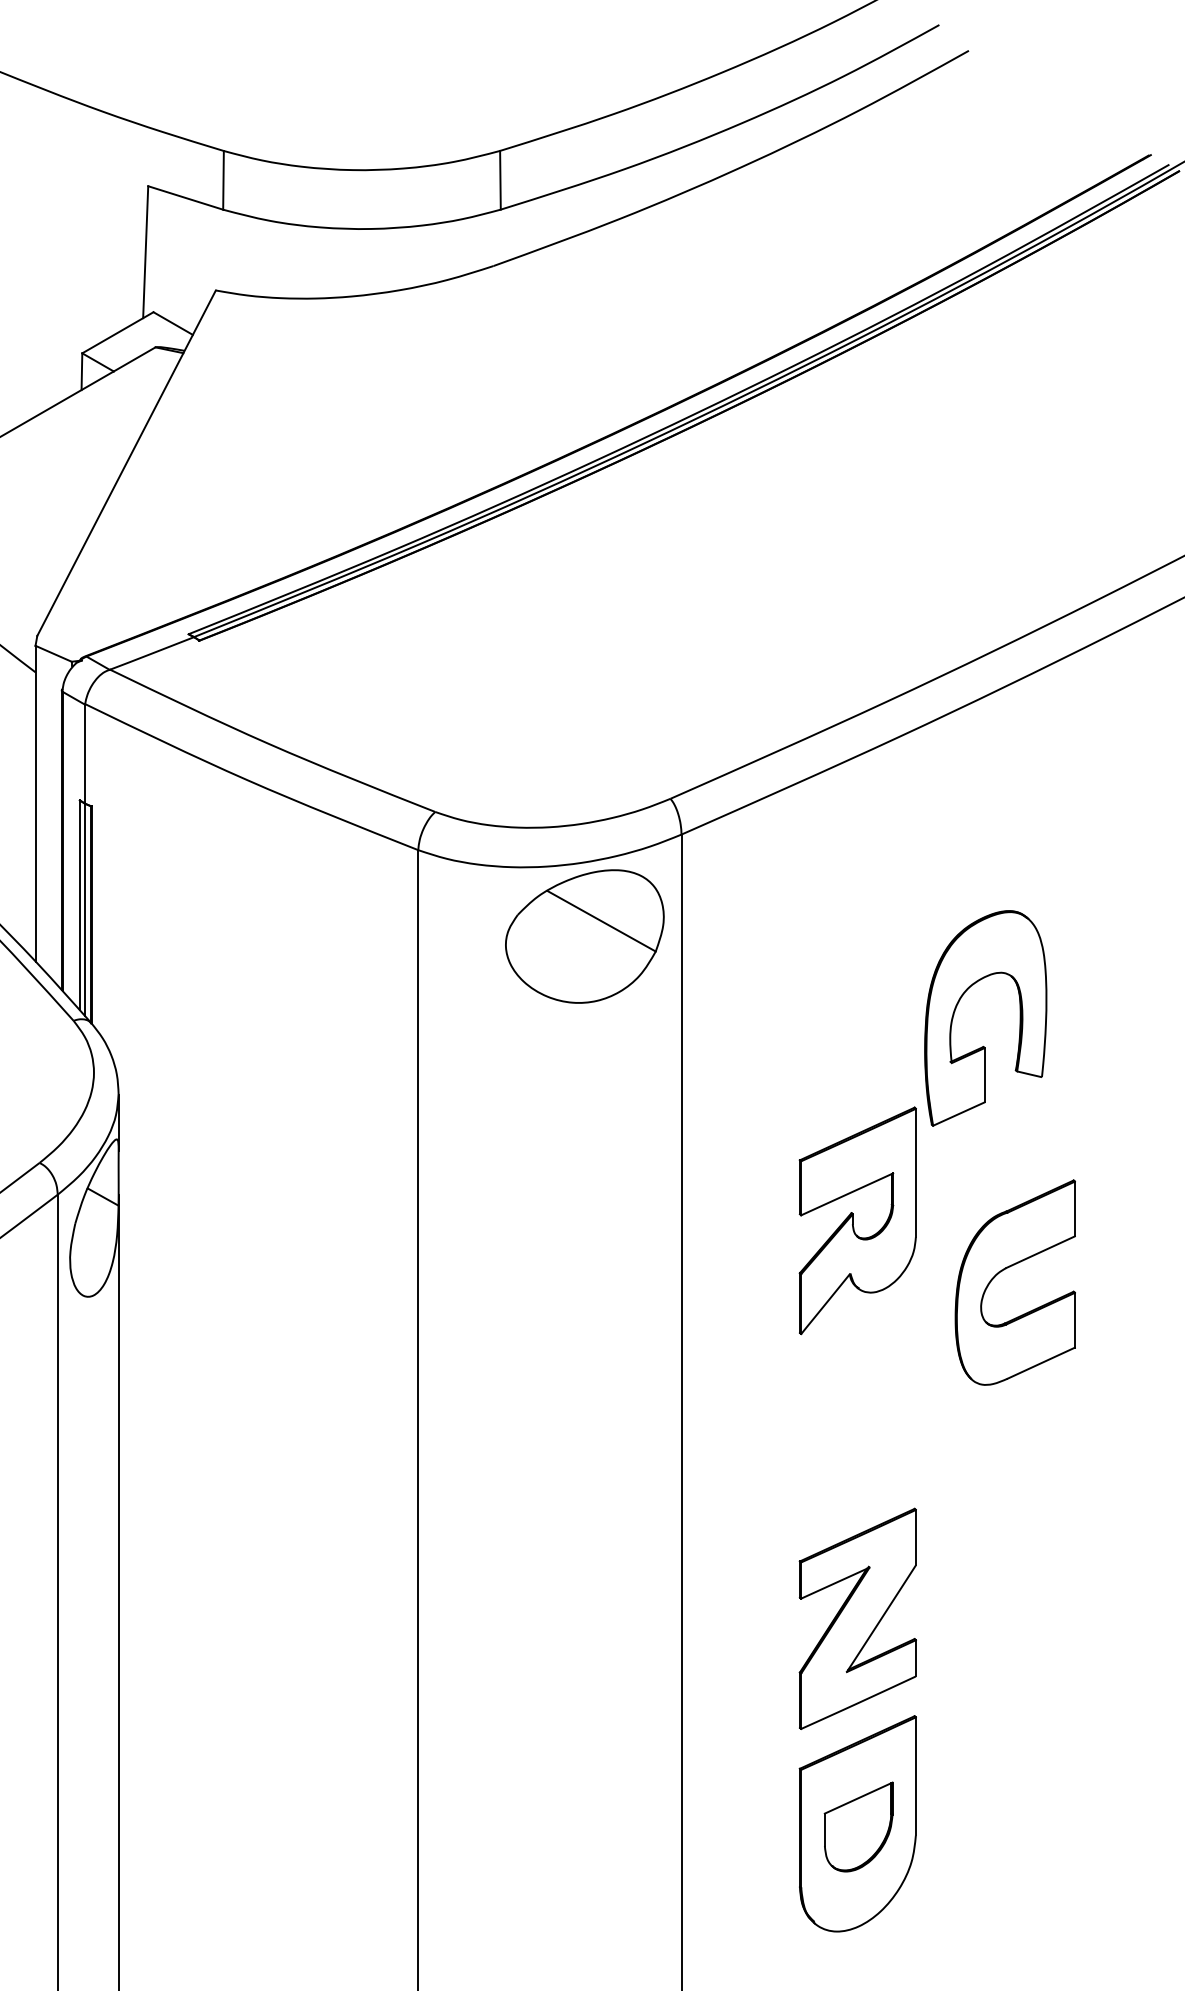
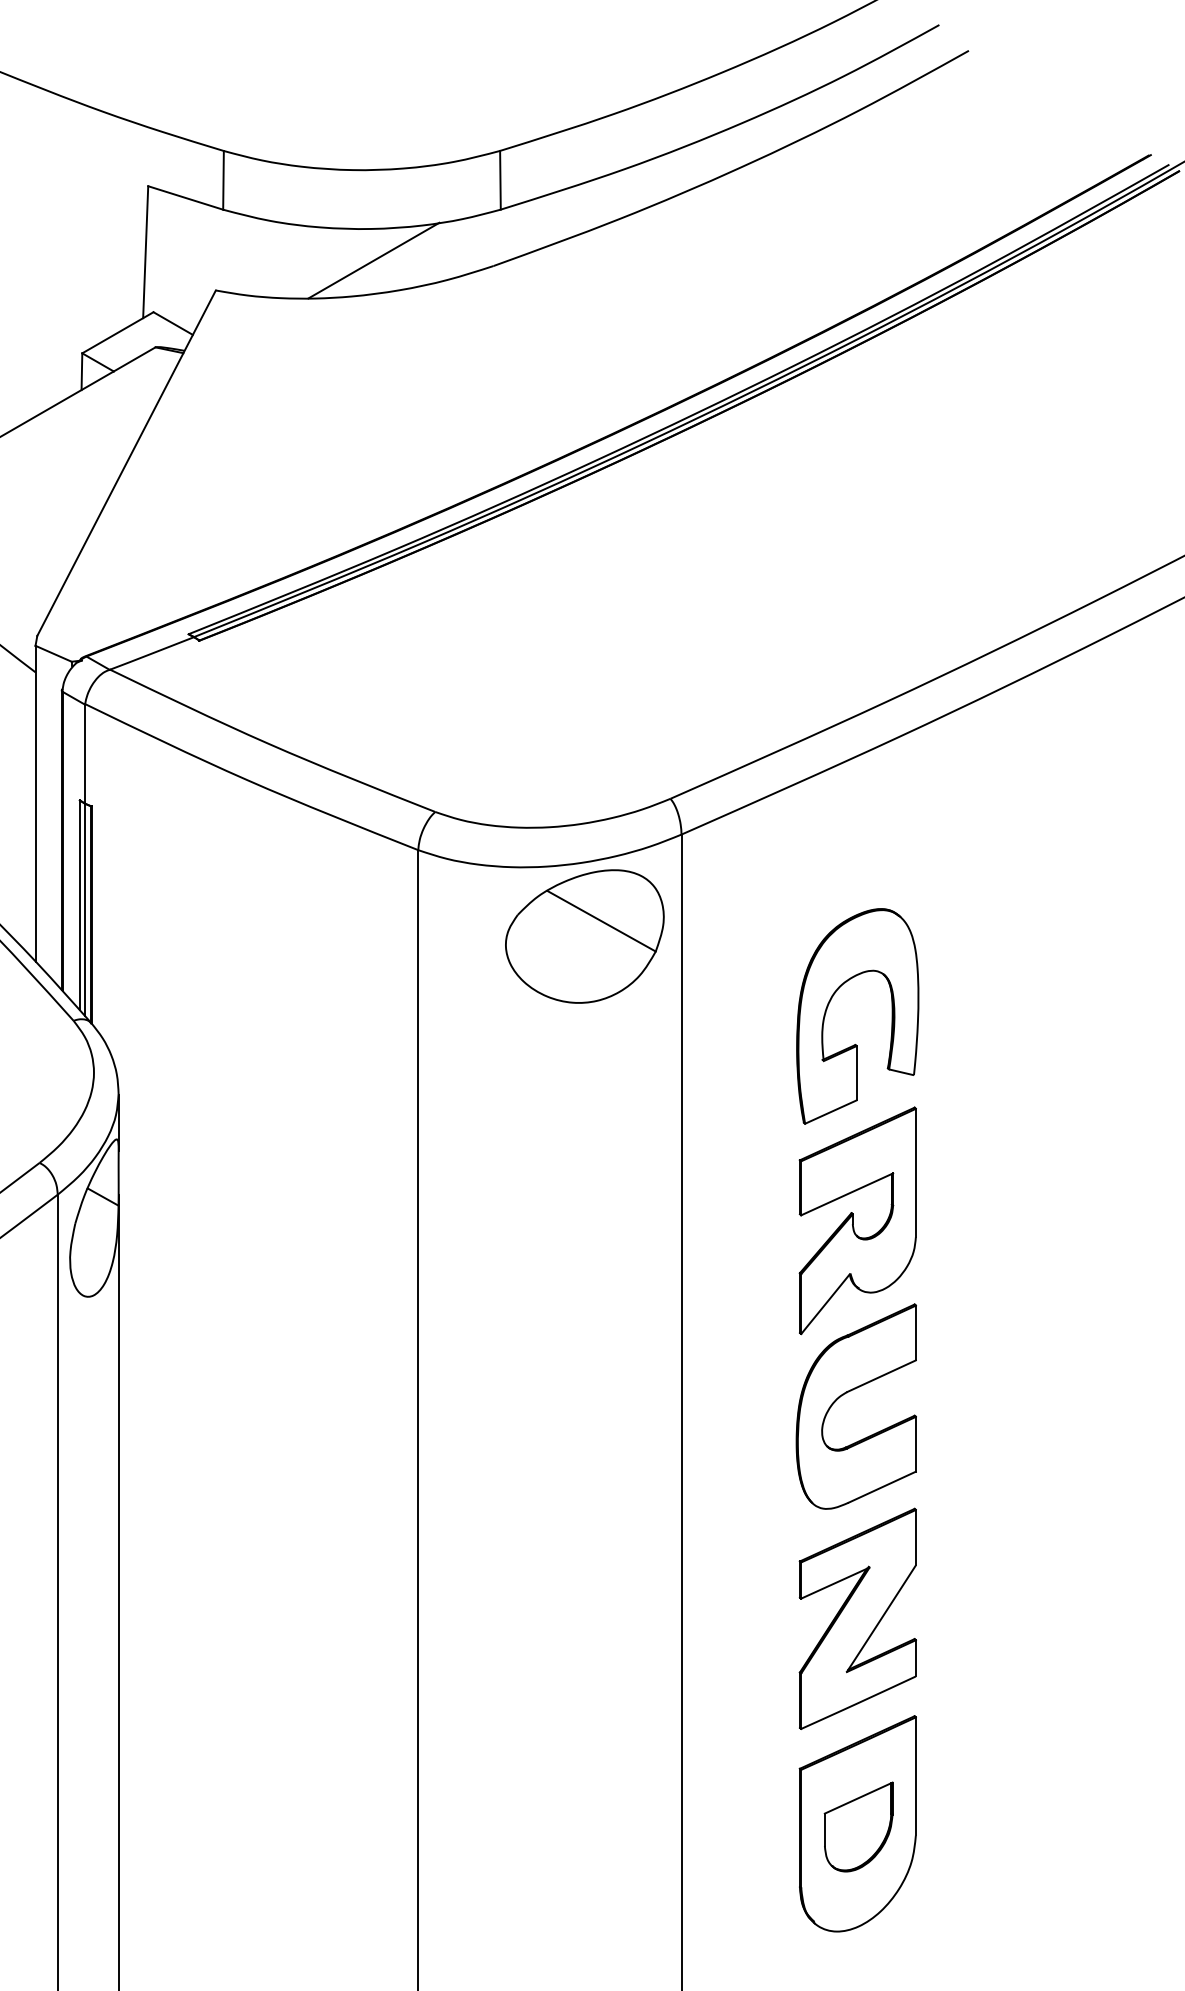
line: none -> present (373, 260)
part position: (984, 1046) -> (856, 1044) (856, 1044)
part position: (1006, 1269) -> (847, 1393) (847, 1393)
